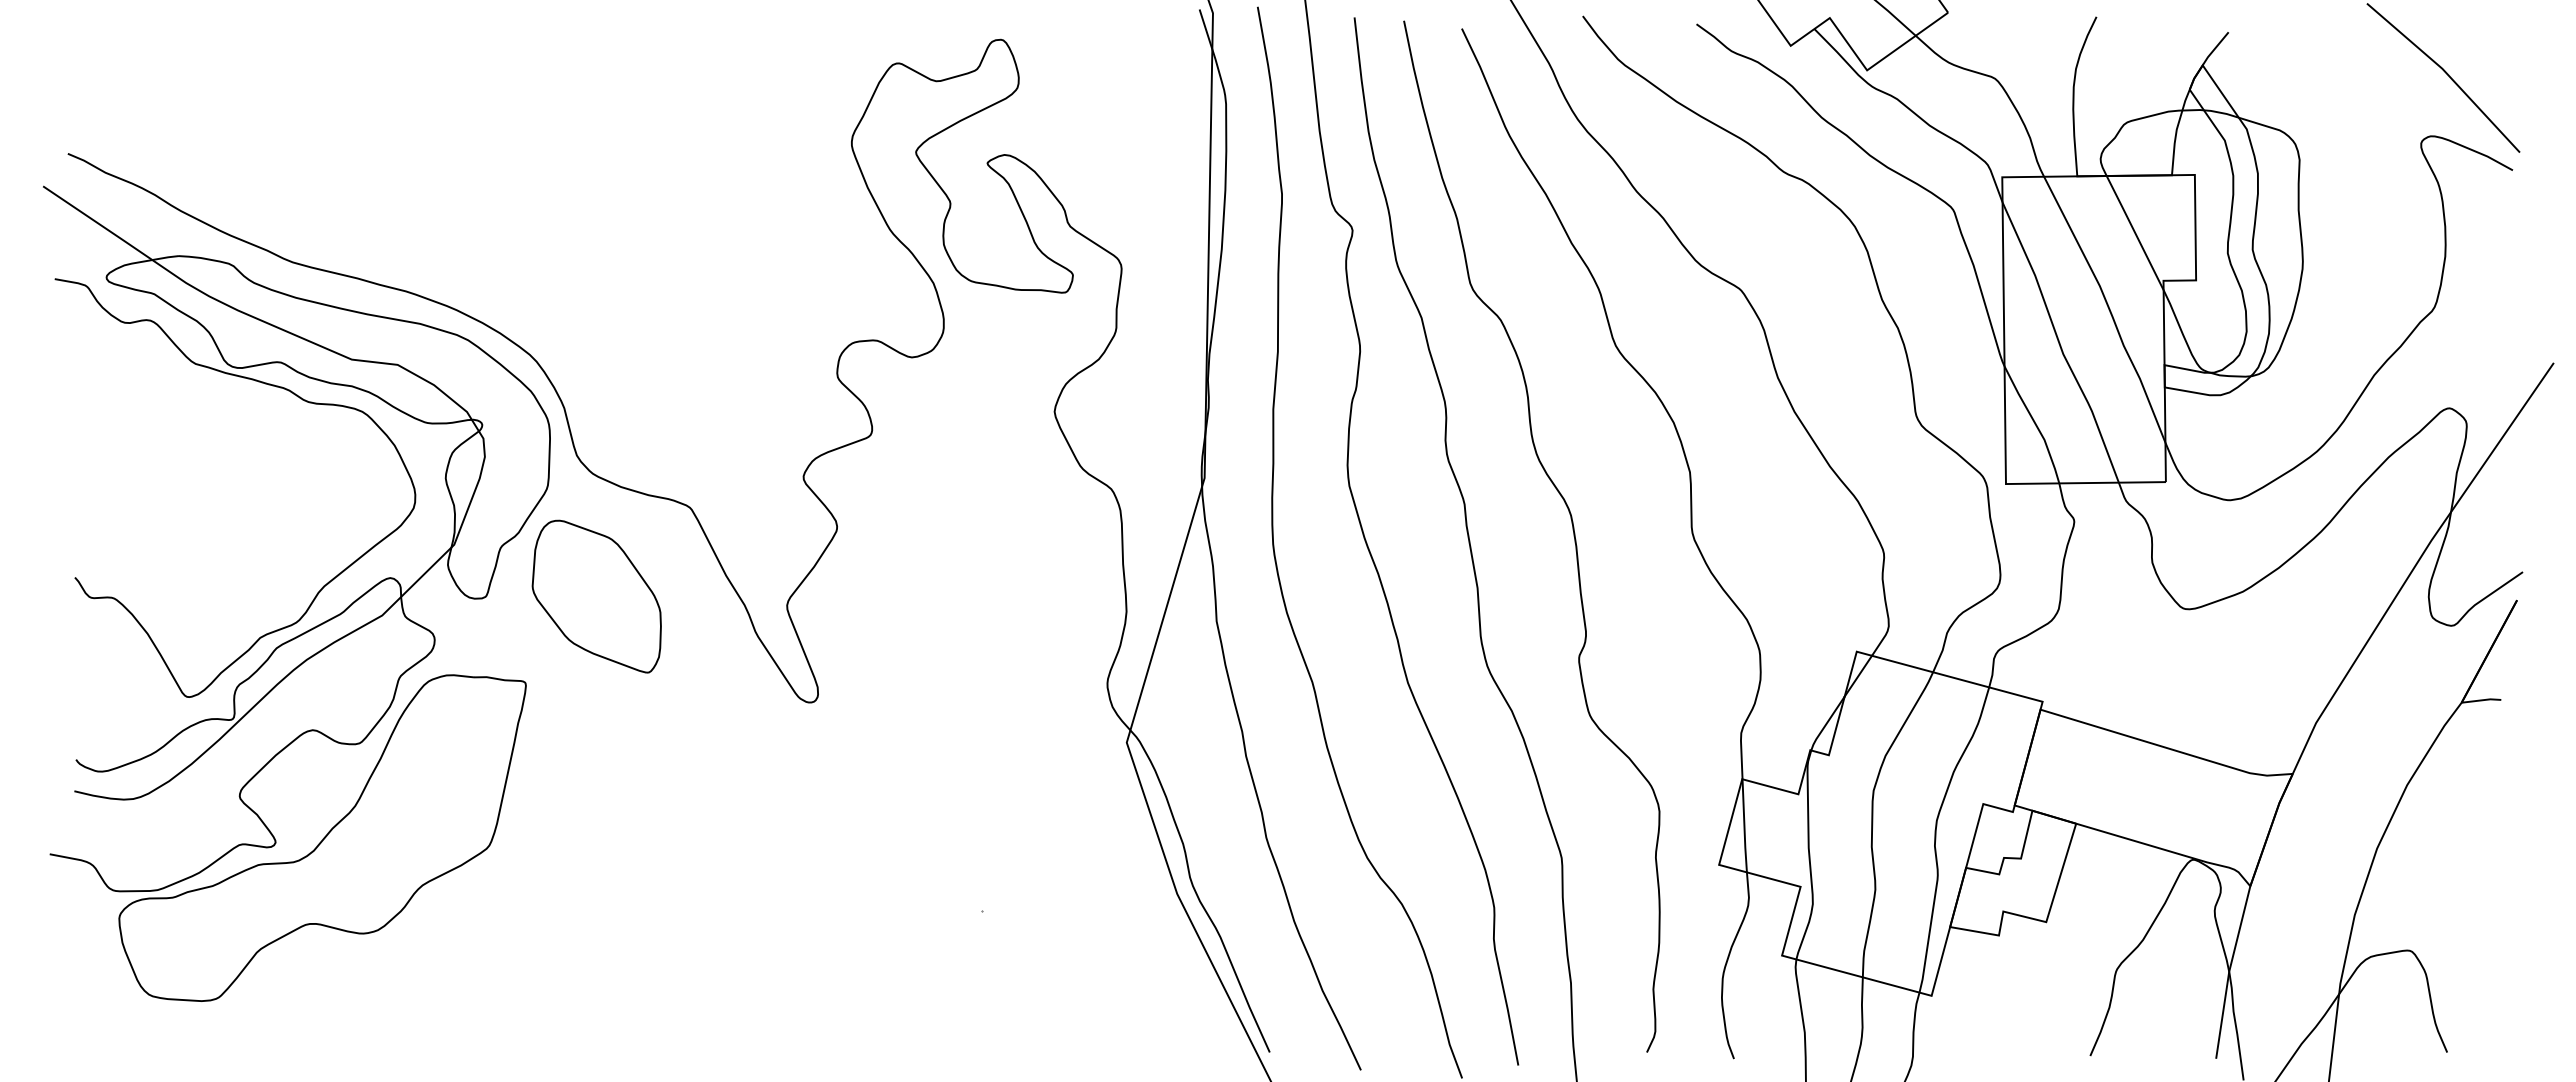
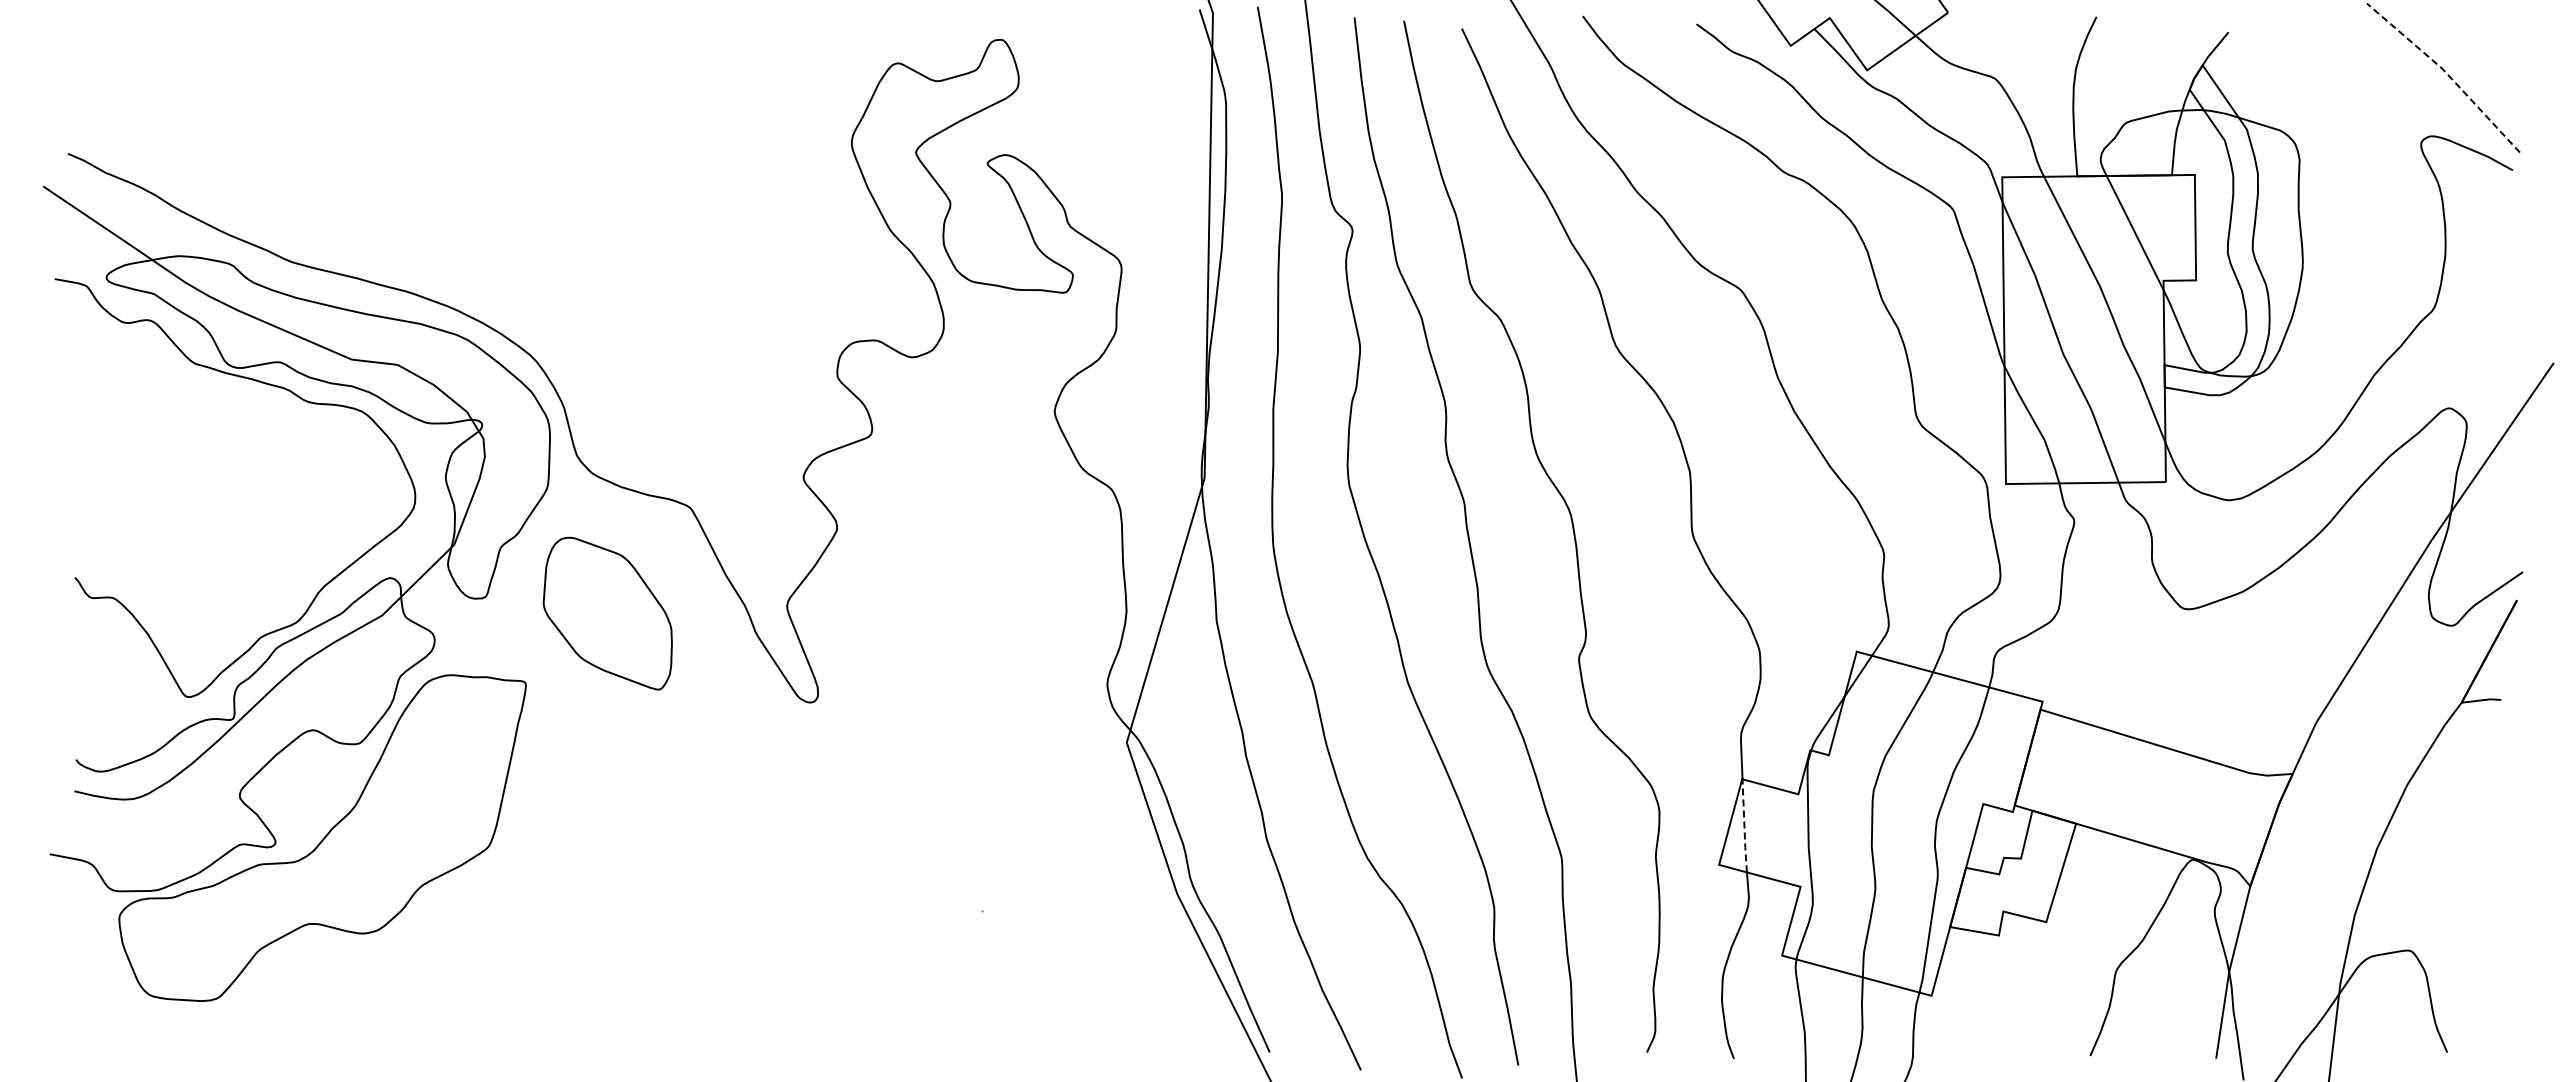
line: solid -> dashed (2447, 73)
part position: (596, 596) -> (607, 613) (607, 613)
line: solid -> dashed (1744, 825)
